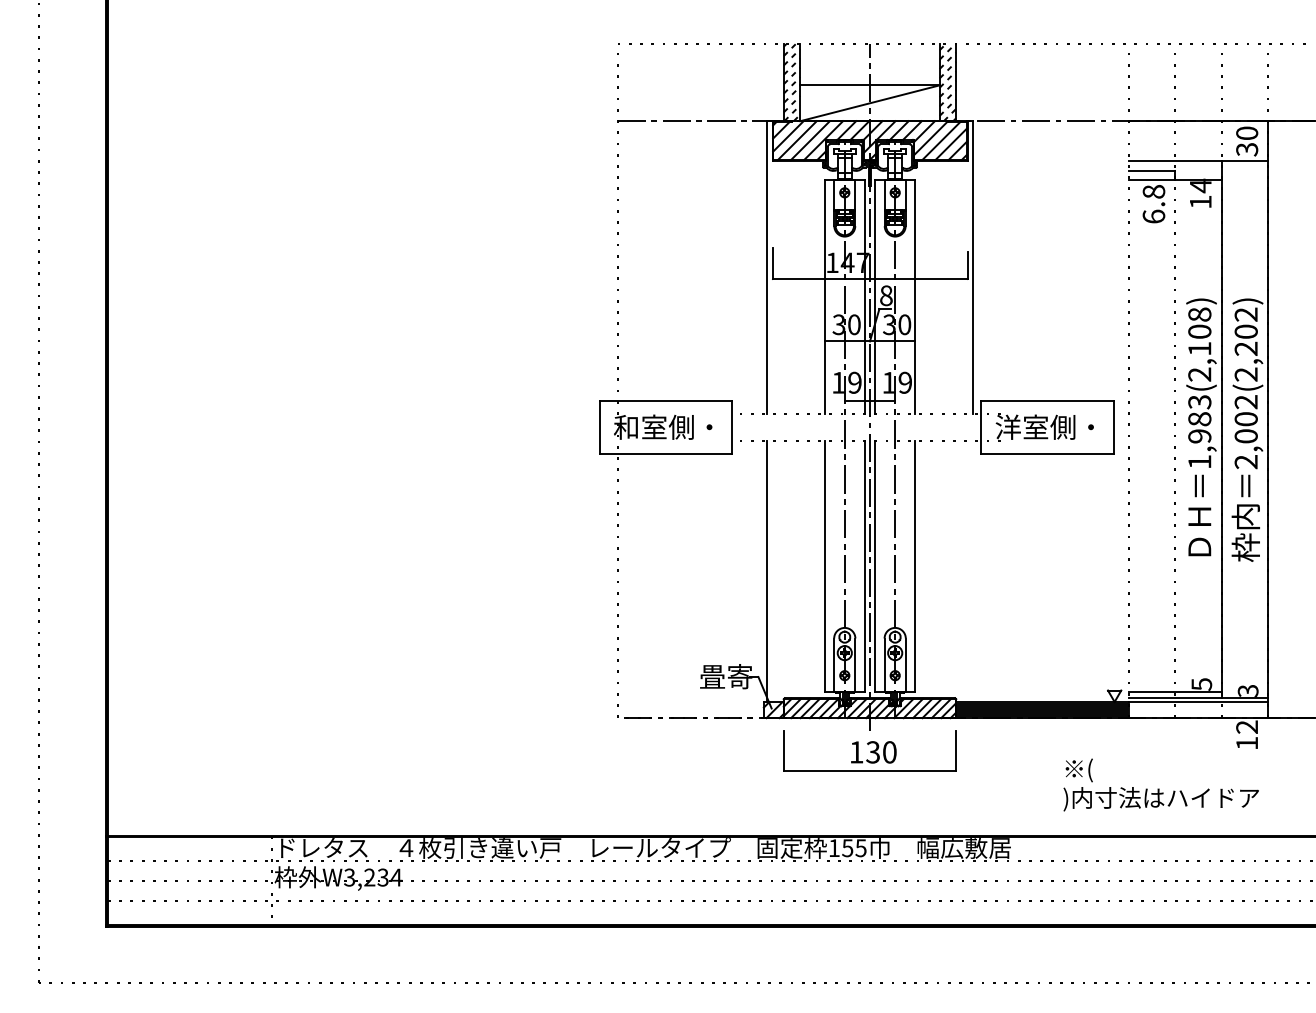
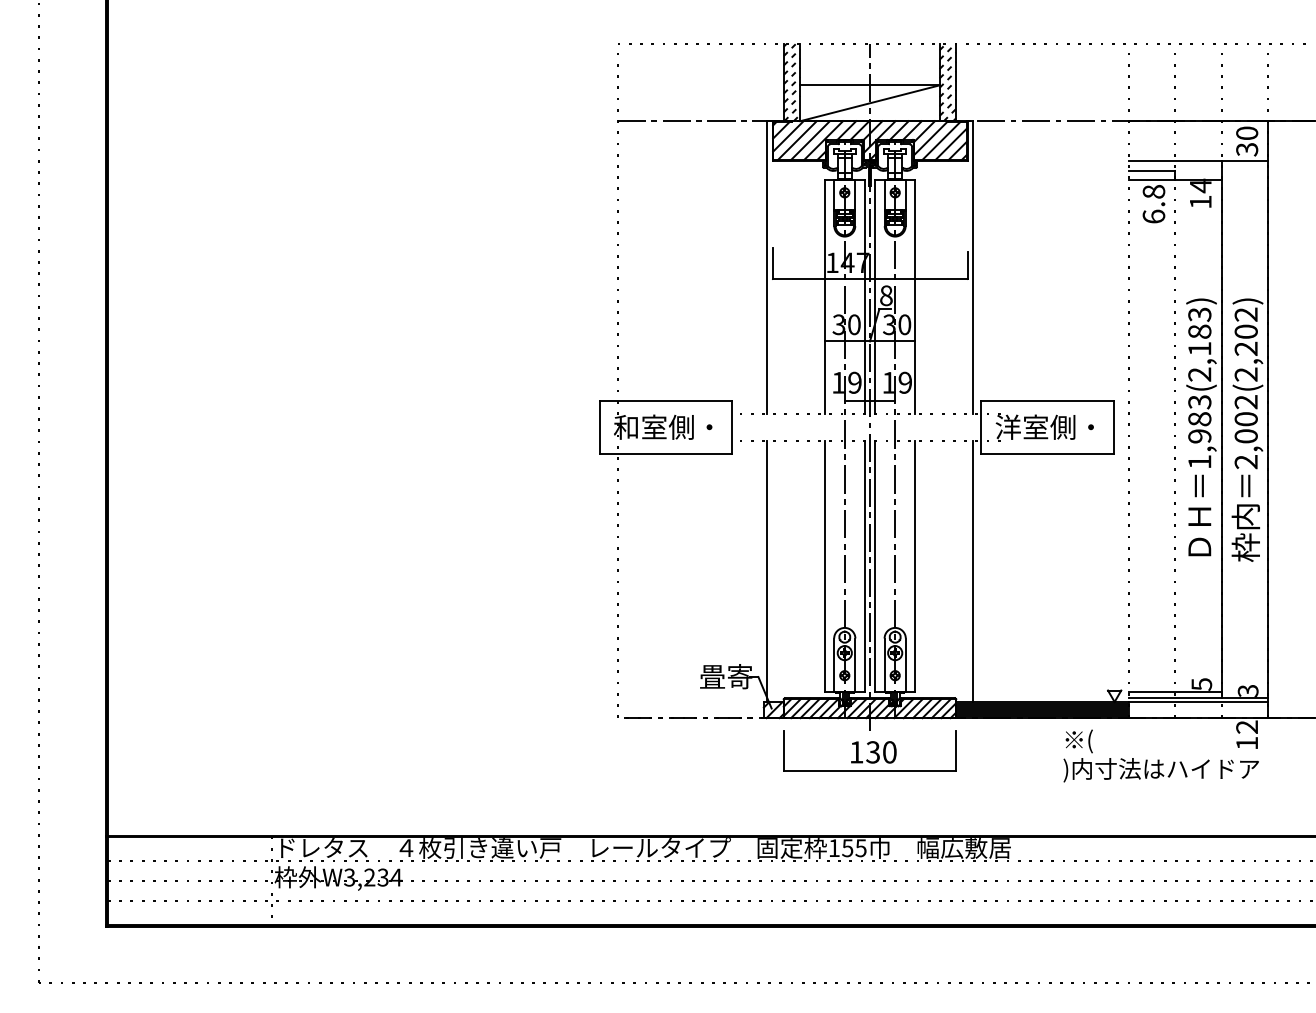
text: 1,983(2,108) -> 1,983(2,183) (1199, 322)
line: none -> present (972, 571)
text position: (1160, 784) -> (1160, 755) (1160, 755)
